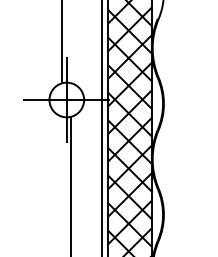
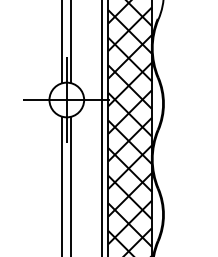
line: none -> present (71, 42)
line: none -> present (62, 184)
